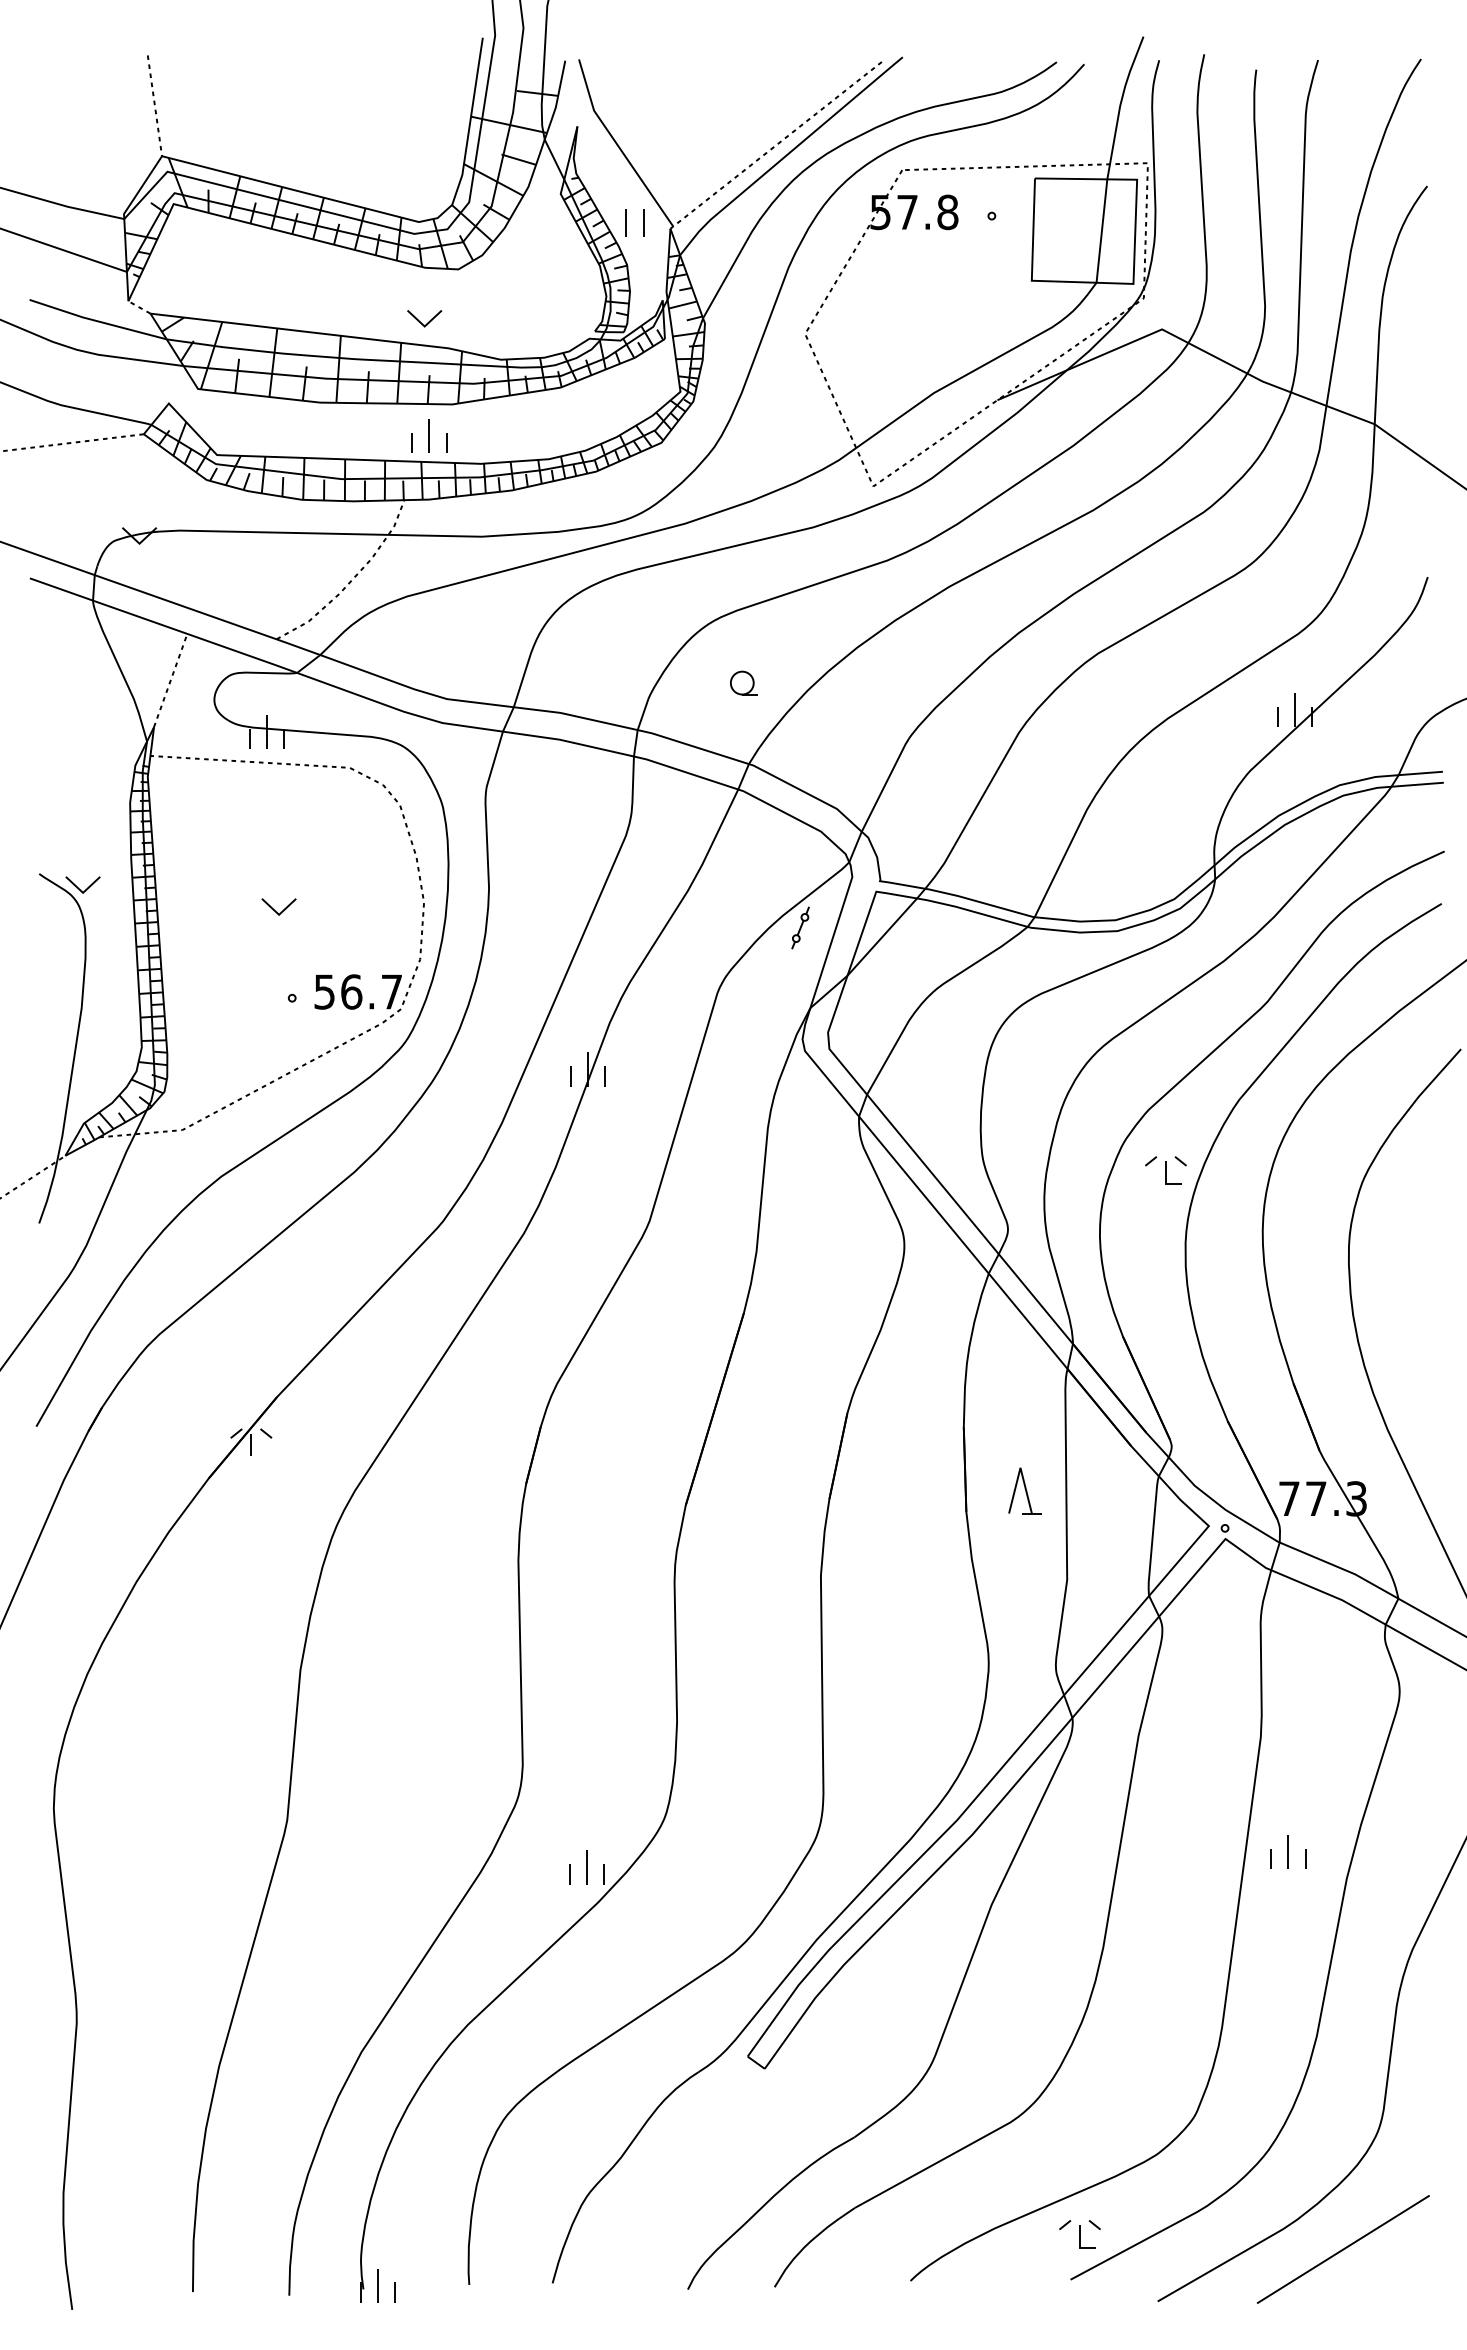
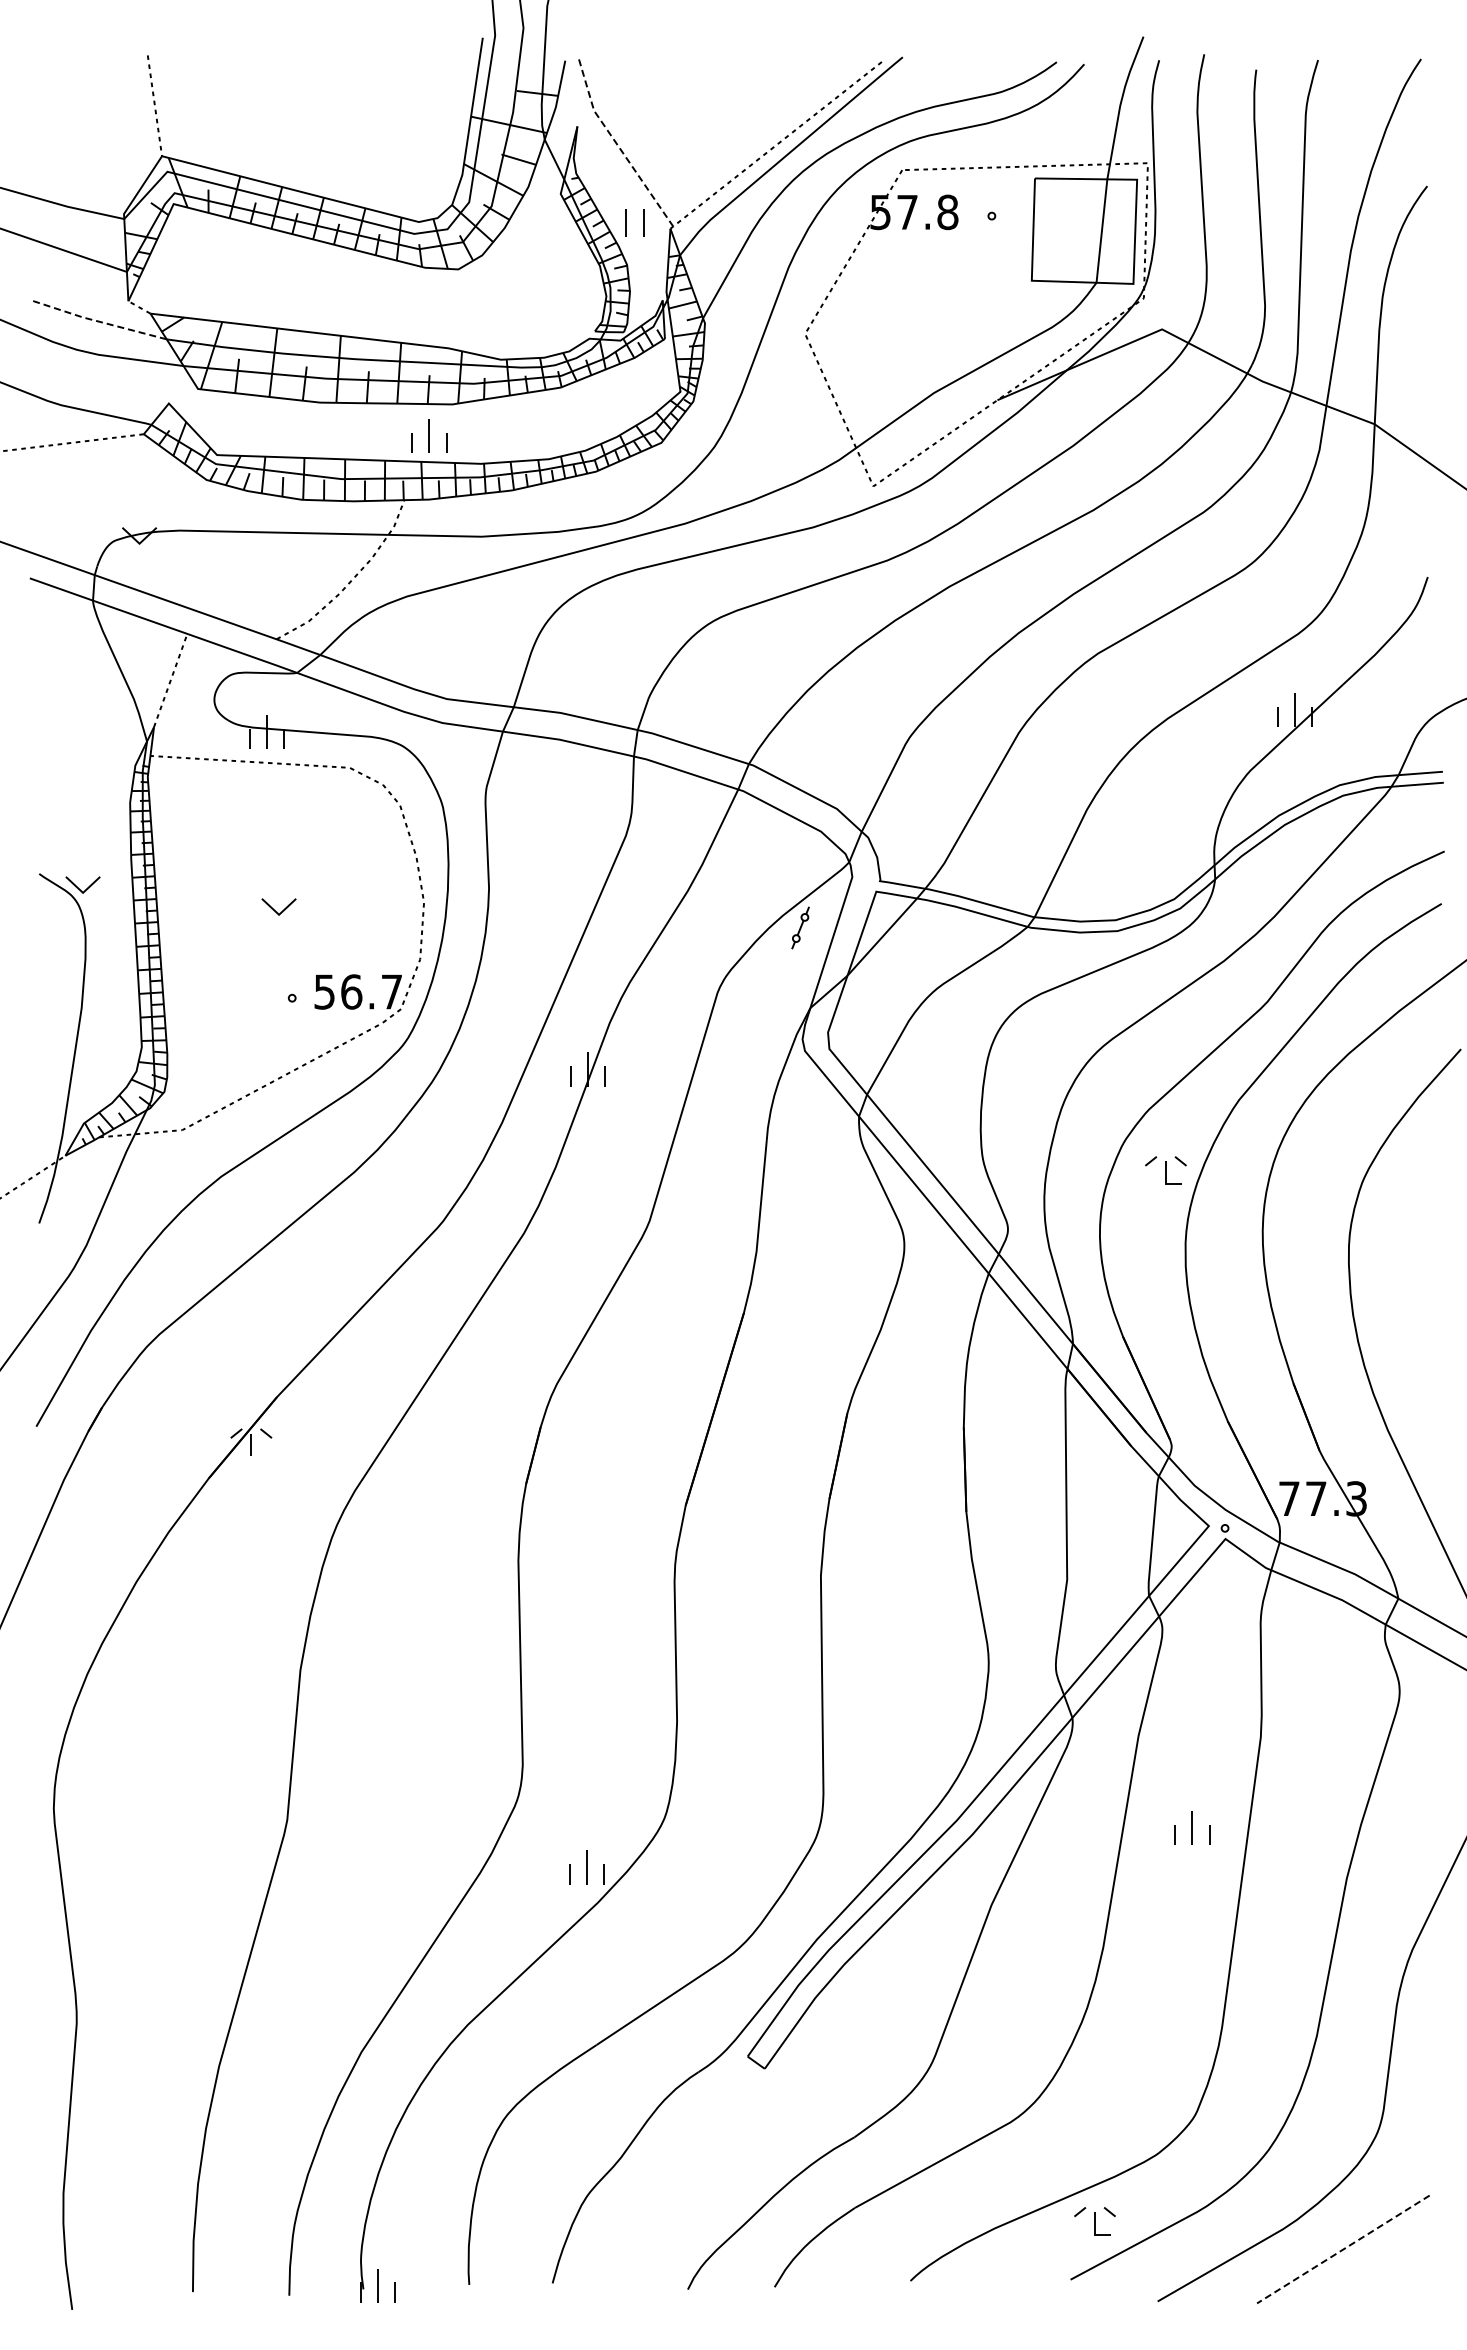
line: solid -> dashed (618, 146)
part: present -> none (424, 318)
line: solid -> dashed (96, 320)
part: present -> none (743, 682)
part: present -> none (1024, 1490)
part position: (1288, 1851) -> (1192, 1827) (1192, 1827)
part position: (1079, 2234) -> (1094, 2221) (1094, 2221)
line: solid -> dashed (1343, 2249)
